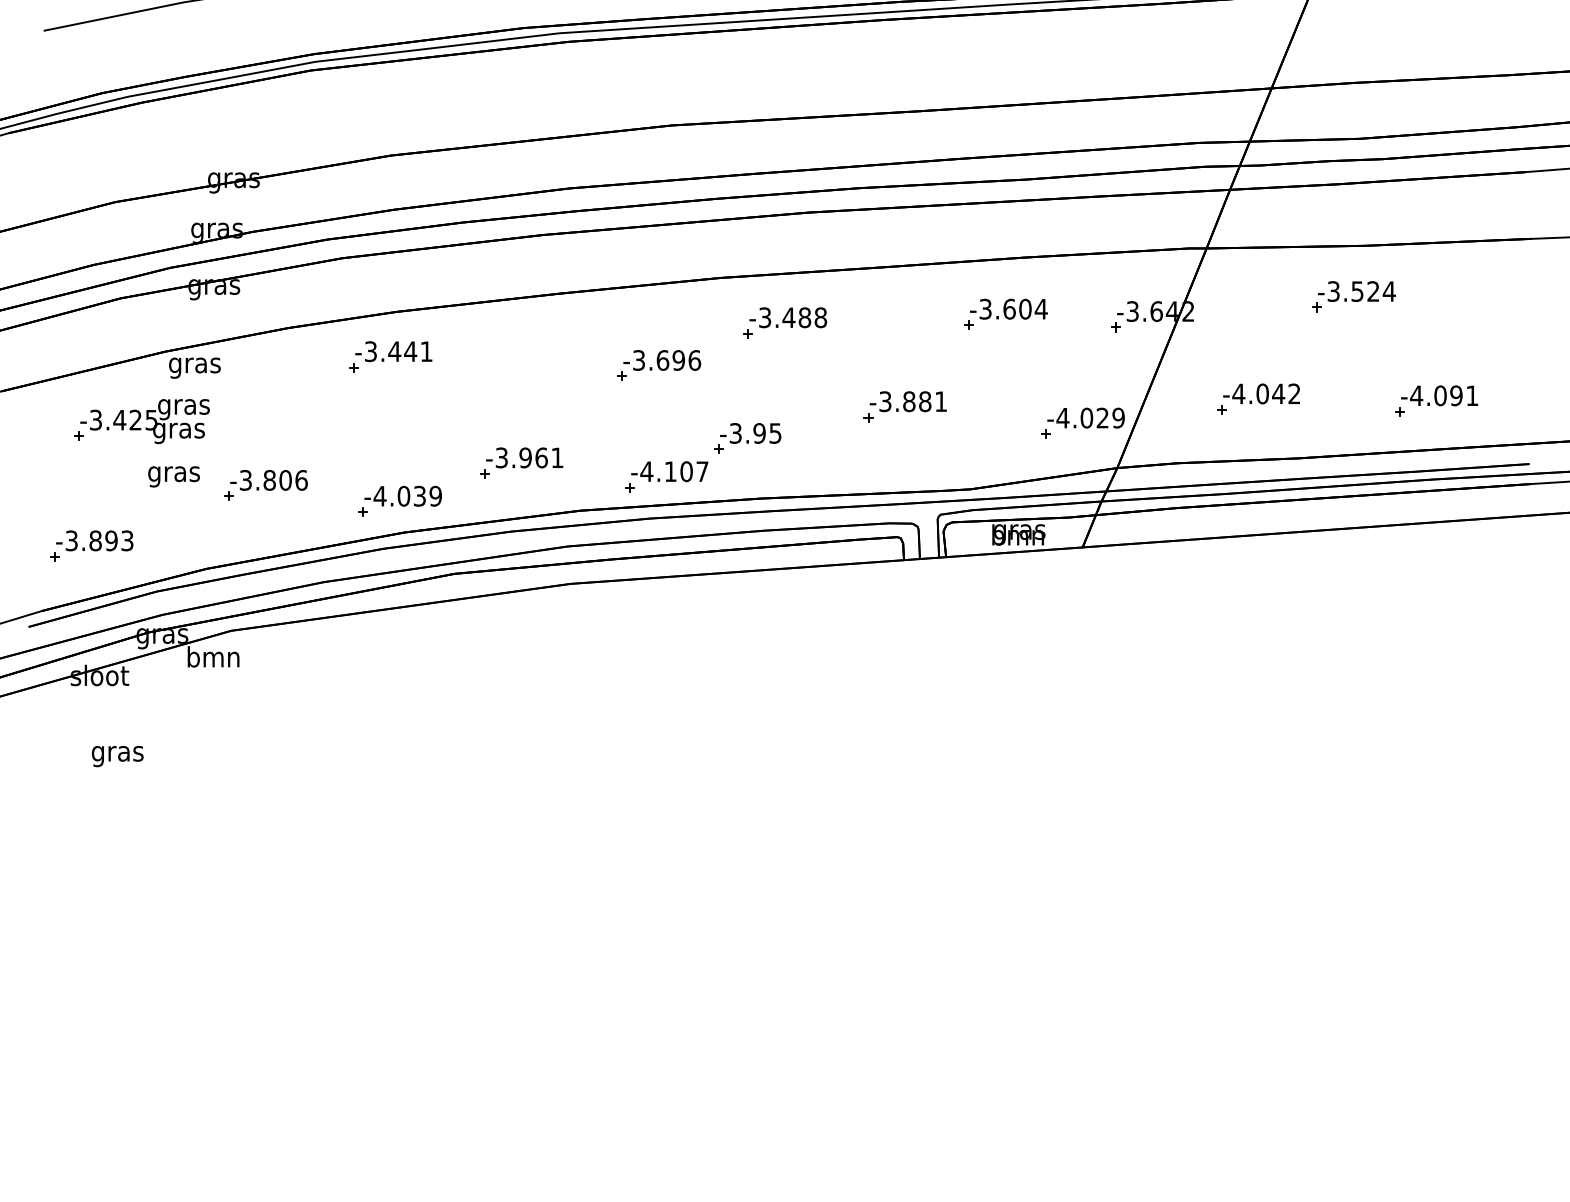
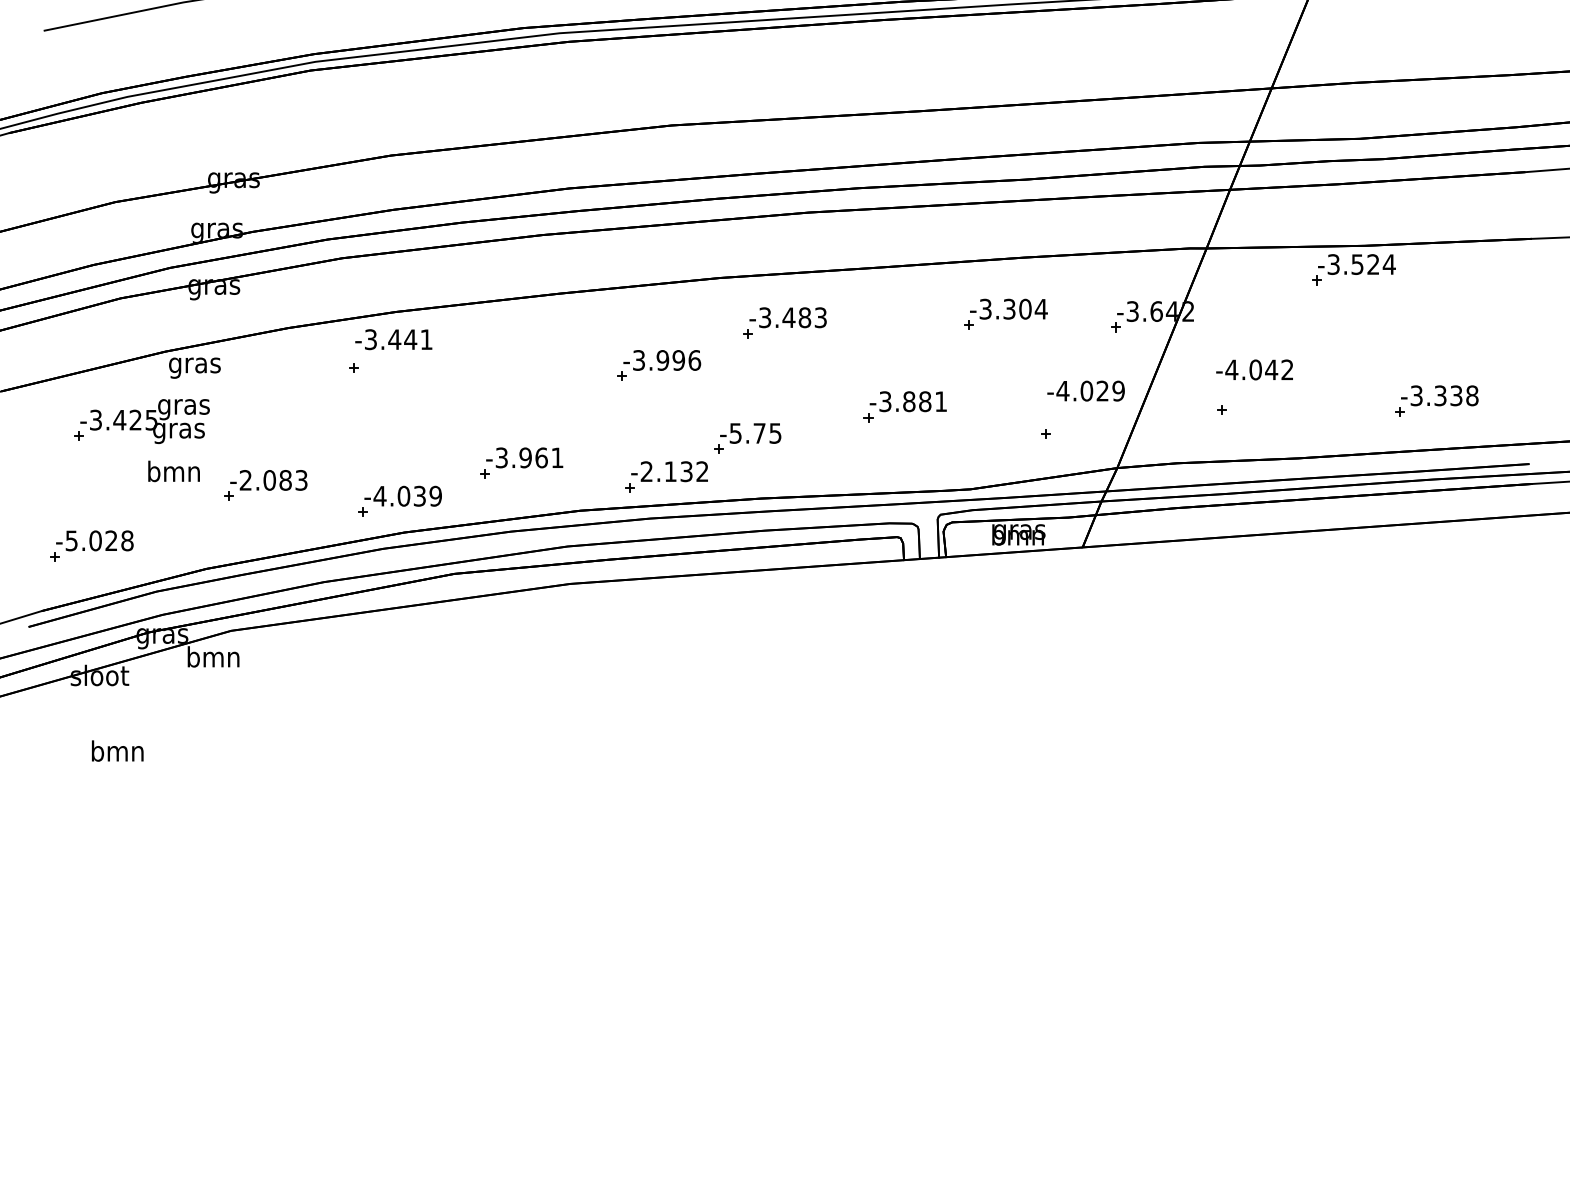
part position: (1353, 296) -> (1353, 269) (1353, 269)
text: -3.604 -> -3.304 (1009, 308)
text: -3.488 -> -3.483 (820, 317)
text position: (393, 351) -> (393, 339) (393, 339)
text: -3.696 -> -3.996 (662, 360)
text position: (1261, 393) -> (1254, 369) (1254, 369)
text: -4.091 -> -3.338 (1444, 395)
text position: (1085, 417) -> (1085, 390) (1085, 390)
text: -3.95 -> -5.75 (747, 433)
text: -4.107 -> -2.132 (674, 471)
text: gras -> bmn (173, 473)
text: -3.806 -> -2.083 (273, 480)
text: -3.893 -> -5.028 (99, 540)
text: gras -> bmn (117, 753)
